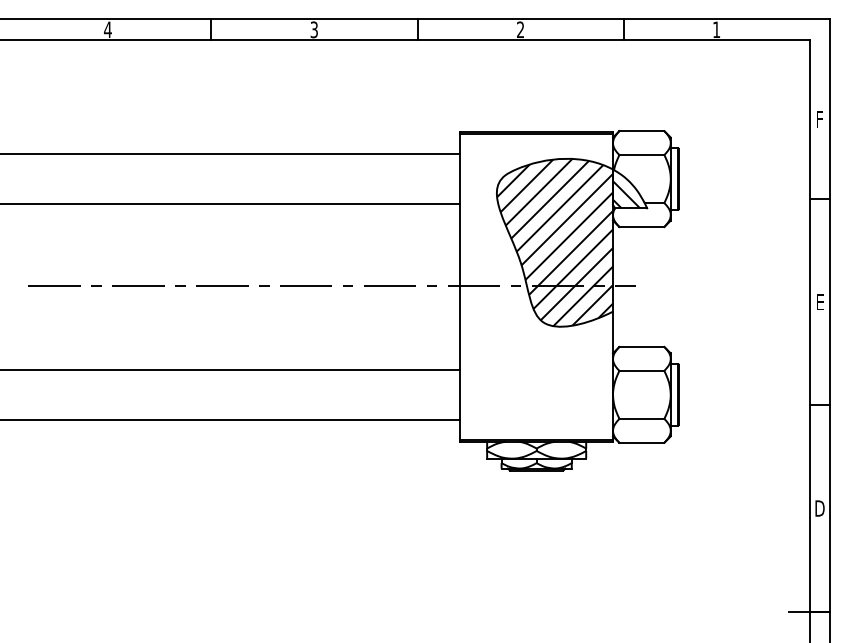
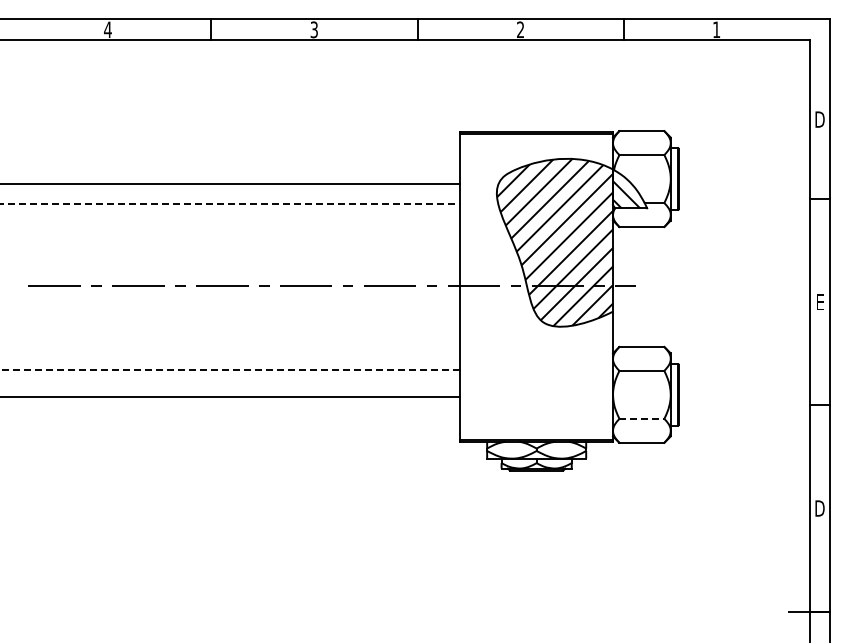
text: F -> D (819, 119)
line position: (231, 154) -> (231, 184) (231, 184)
line: solid -> dashed (230, 203)
line: solid -> dashed (230, 370)
line: solid -> dashed (642, 418)
line position: (231, 419) -> (231, 396) (231, 396)
